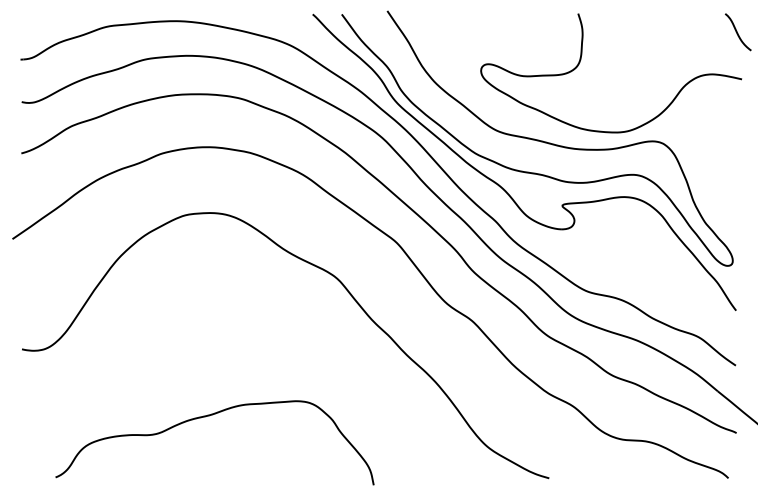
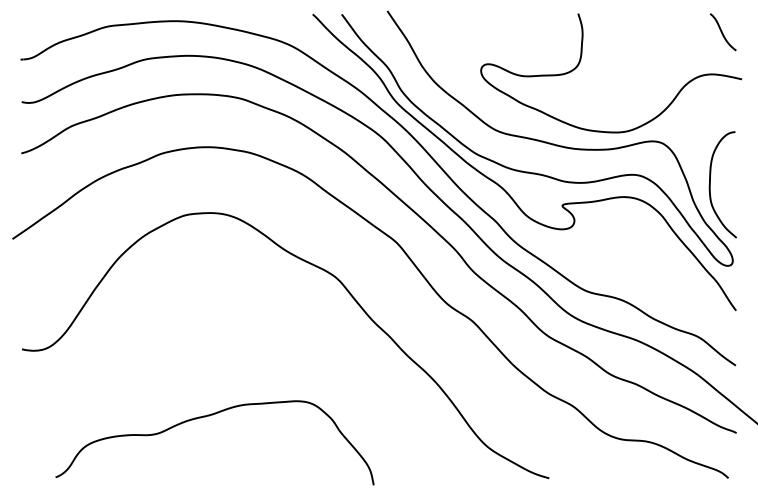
curve position: (737, 32) -> (722, 32) (722, 32)
curve: none -> present (710, 184)
